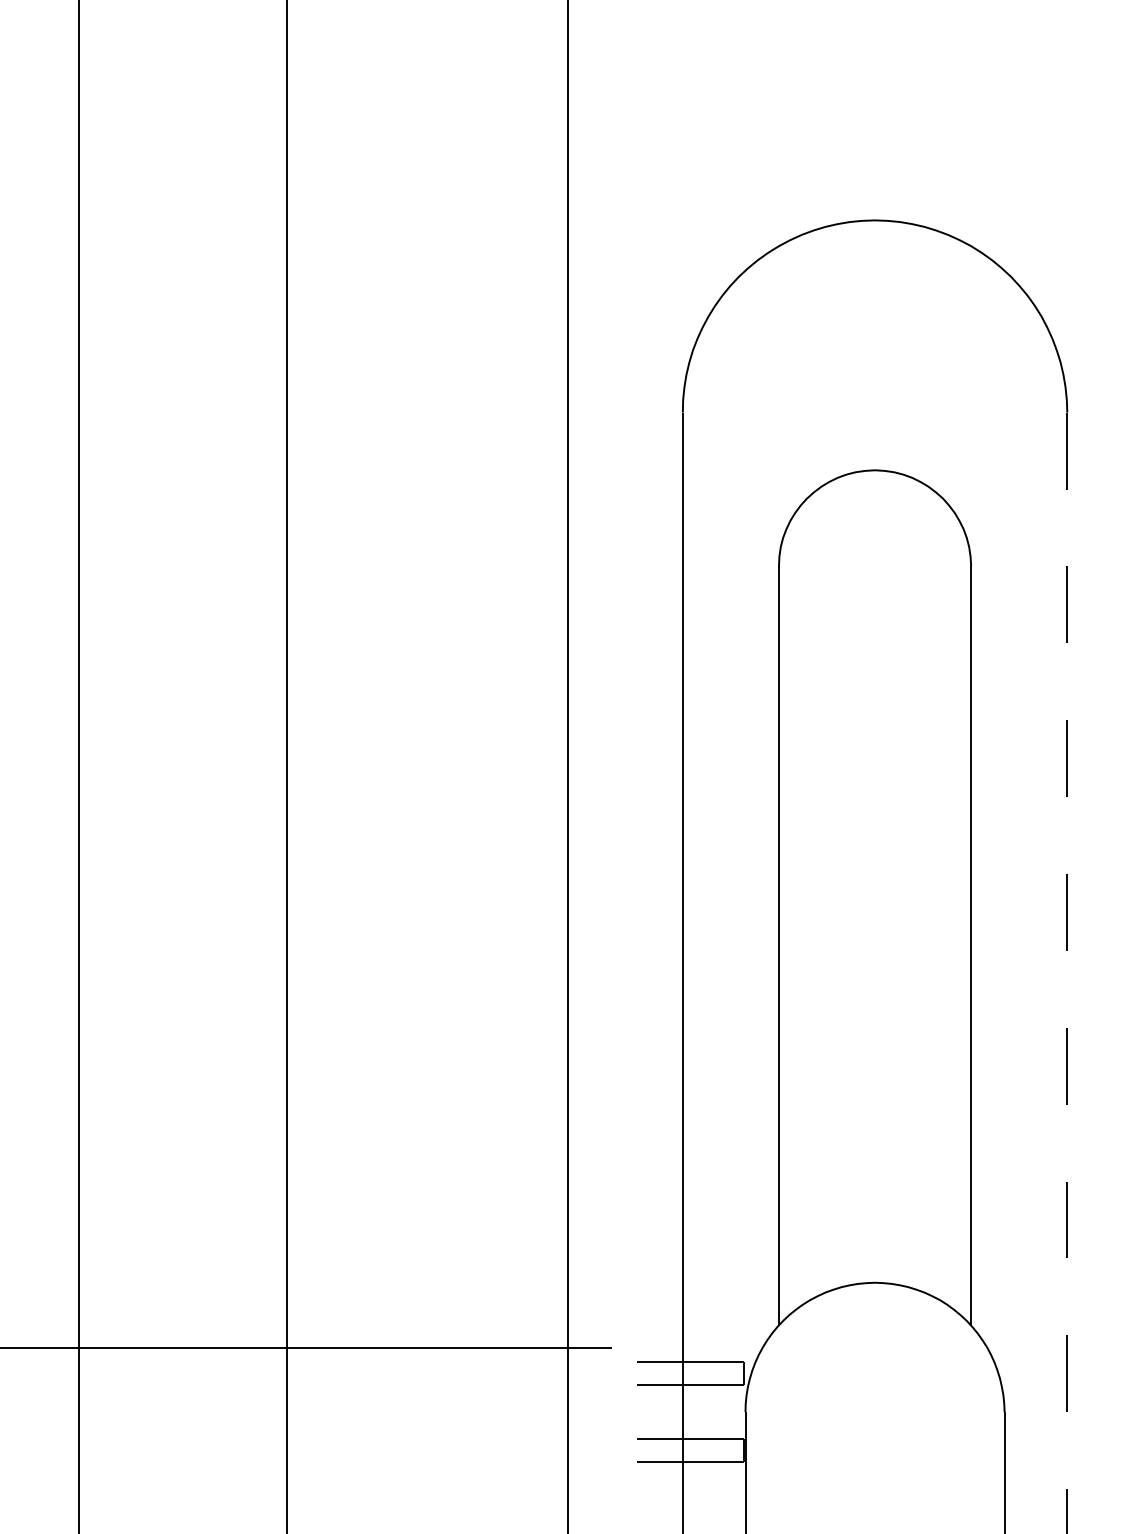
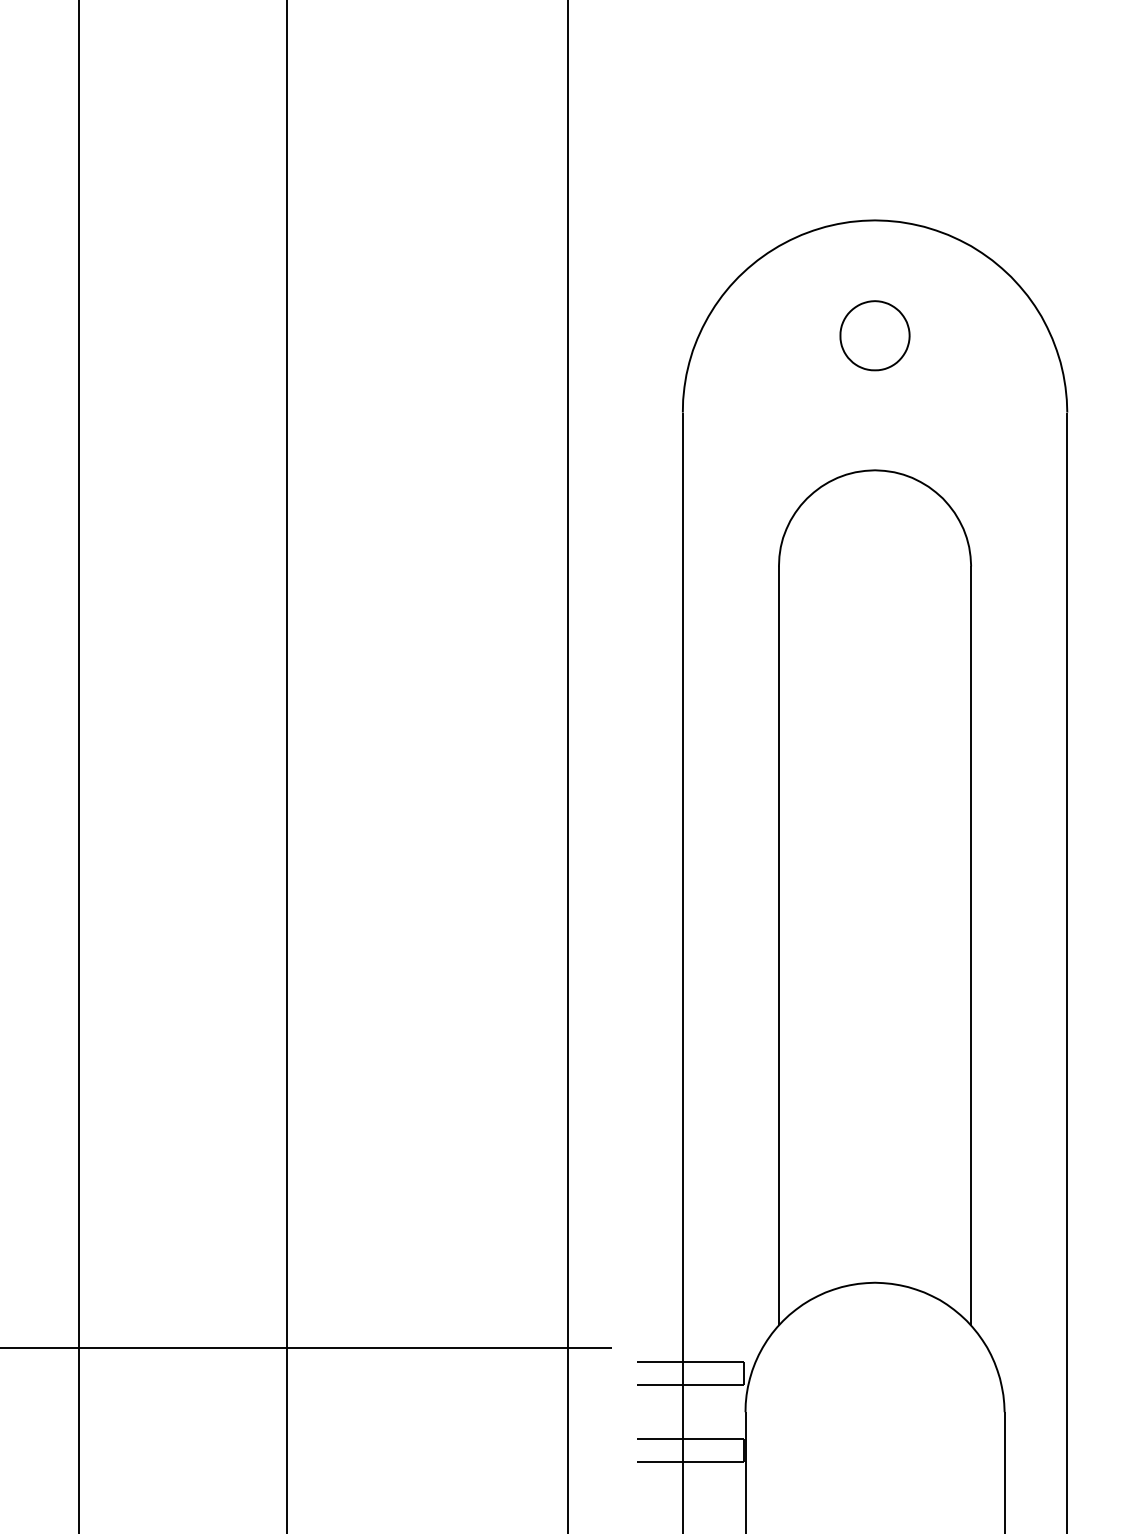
part: none -> present (874, 335)
line: dashed -> solid (1067, 973)
